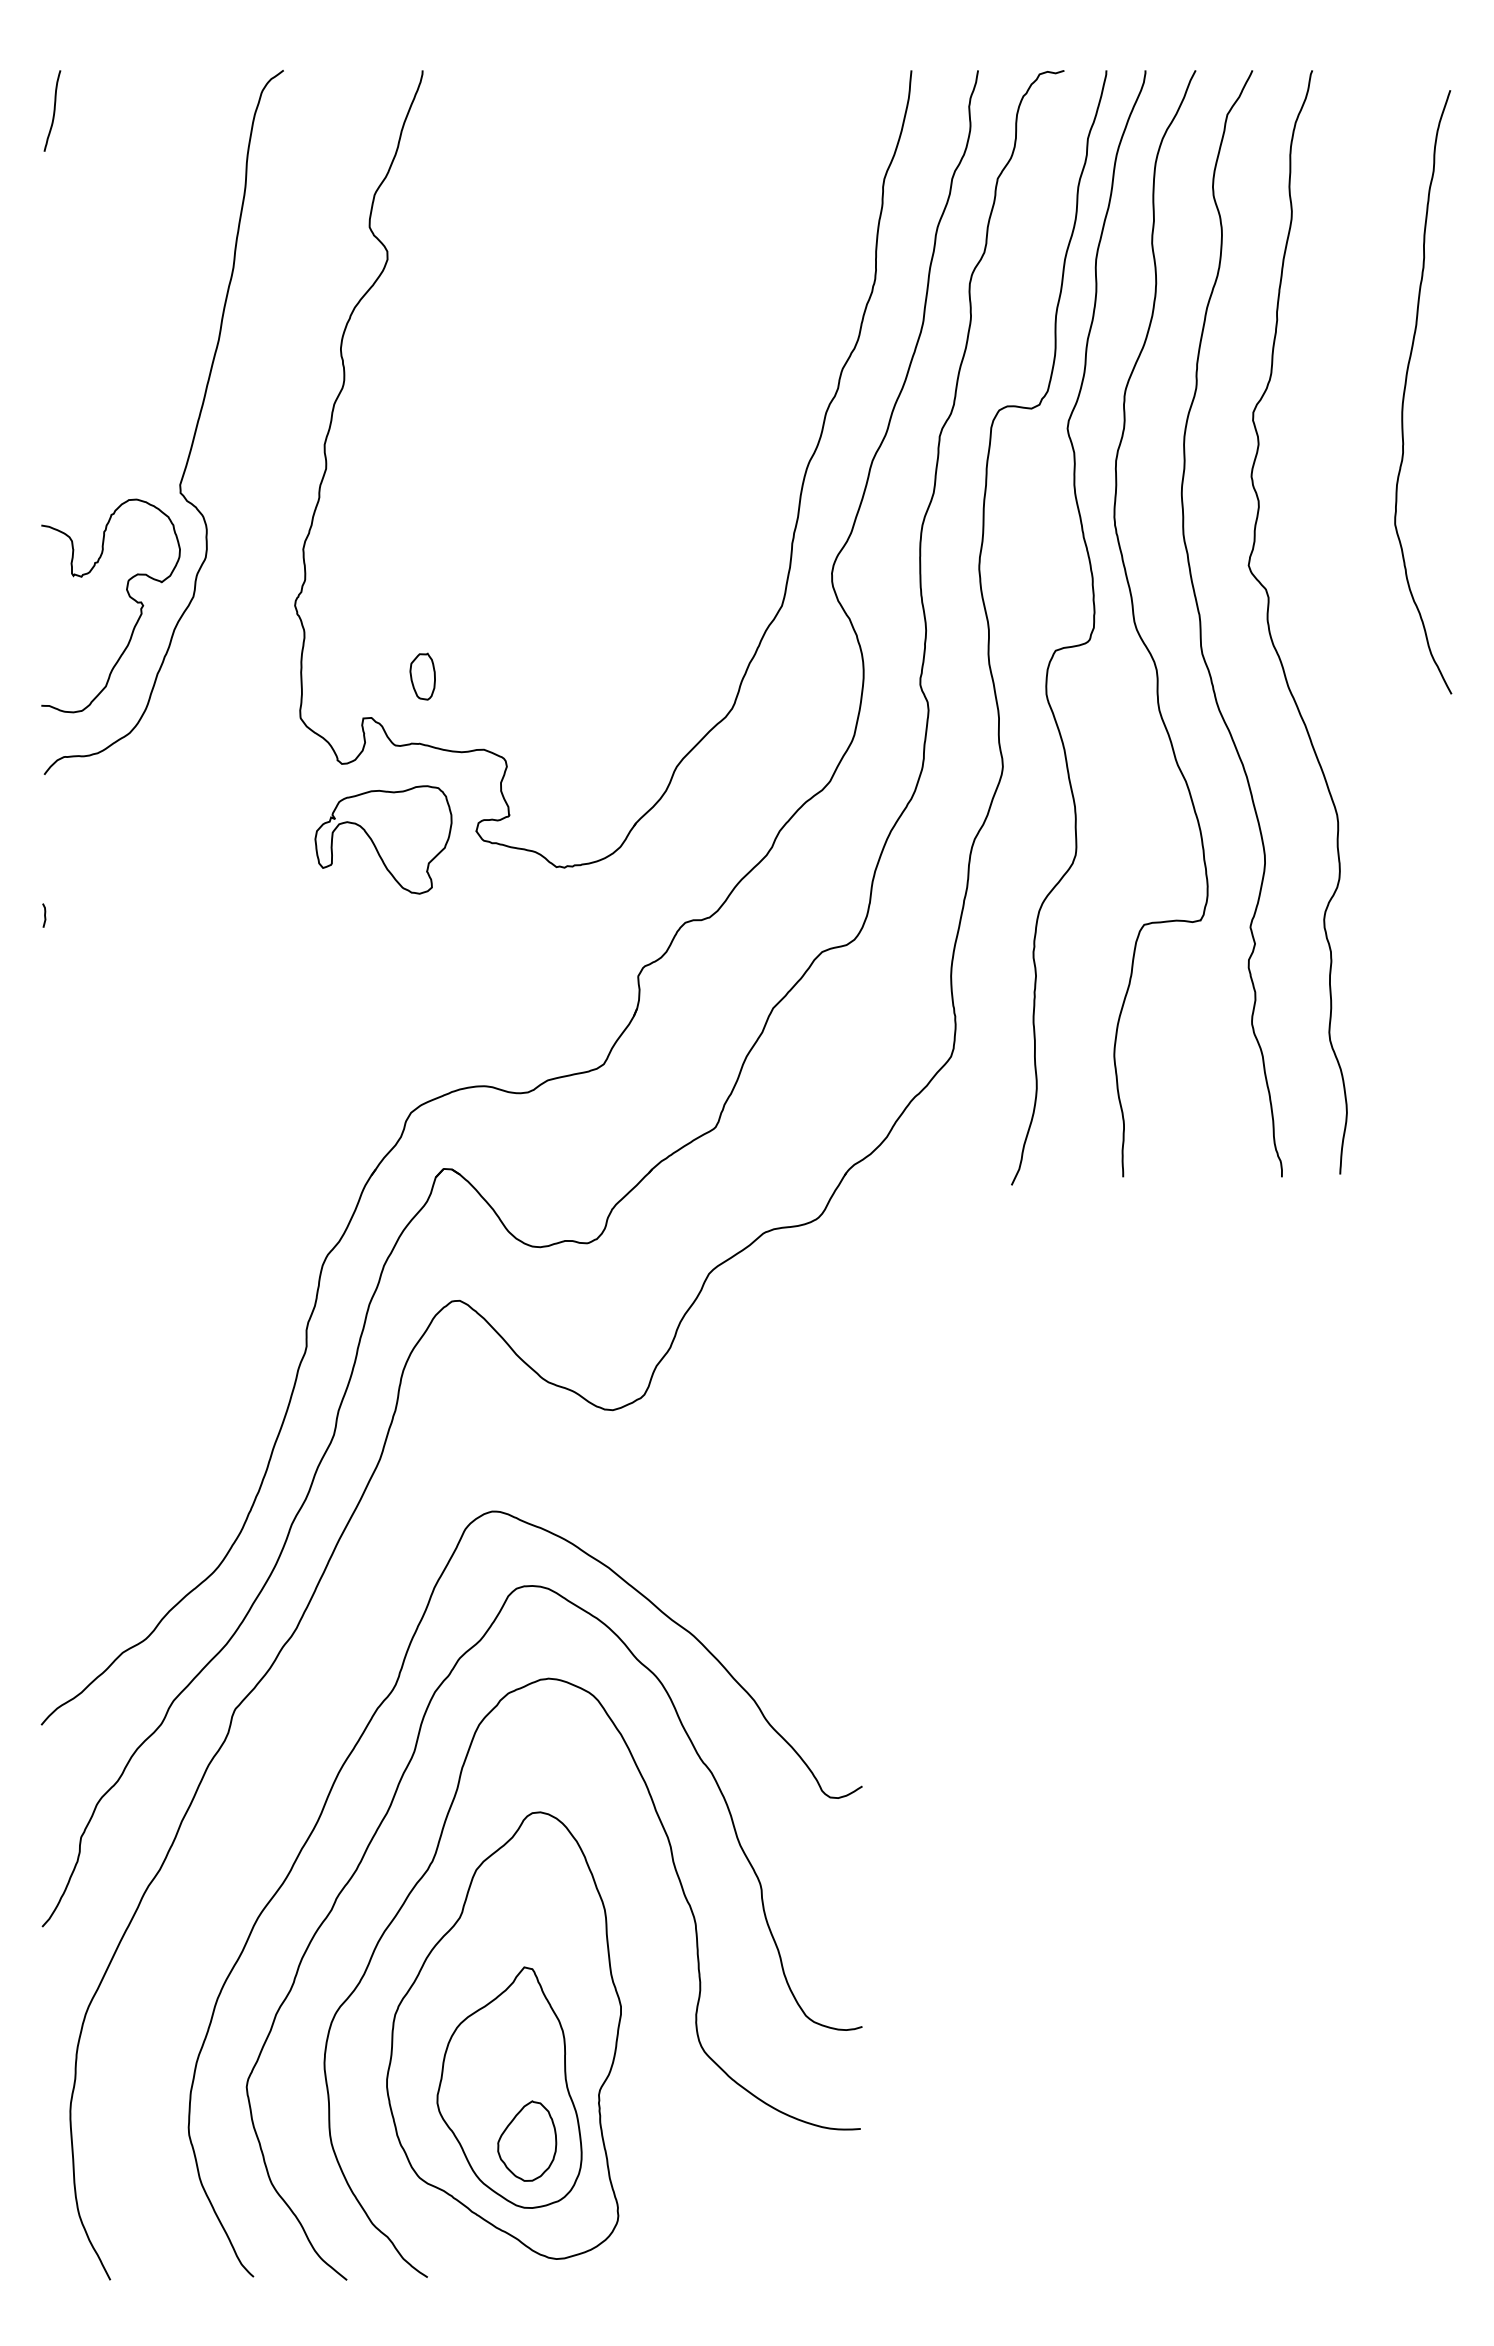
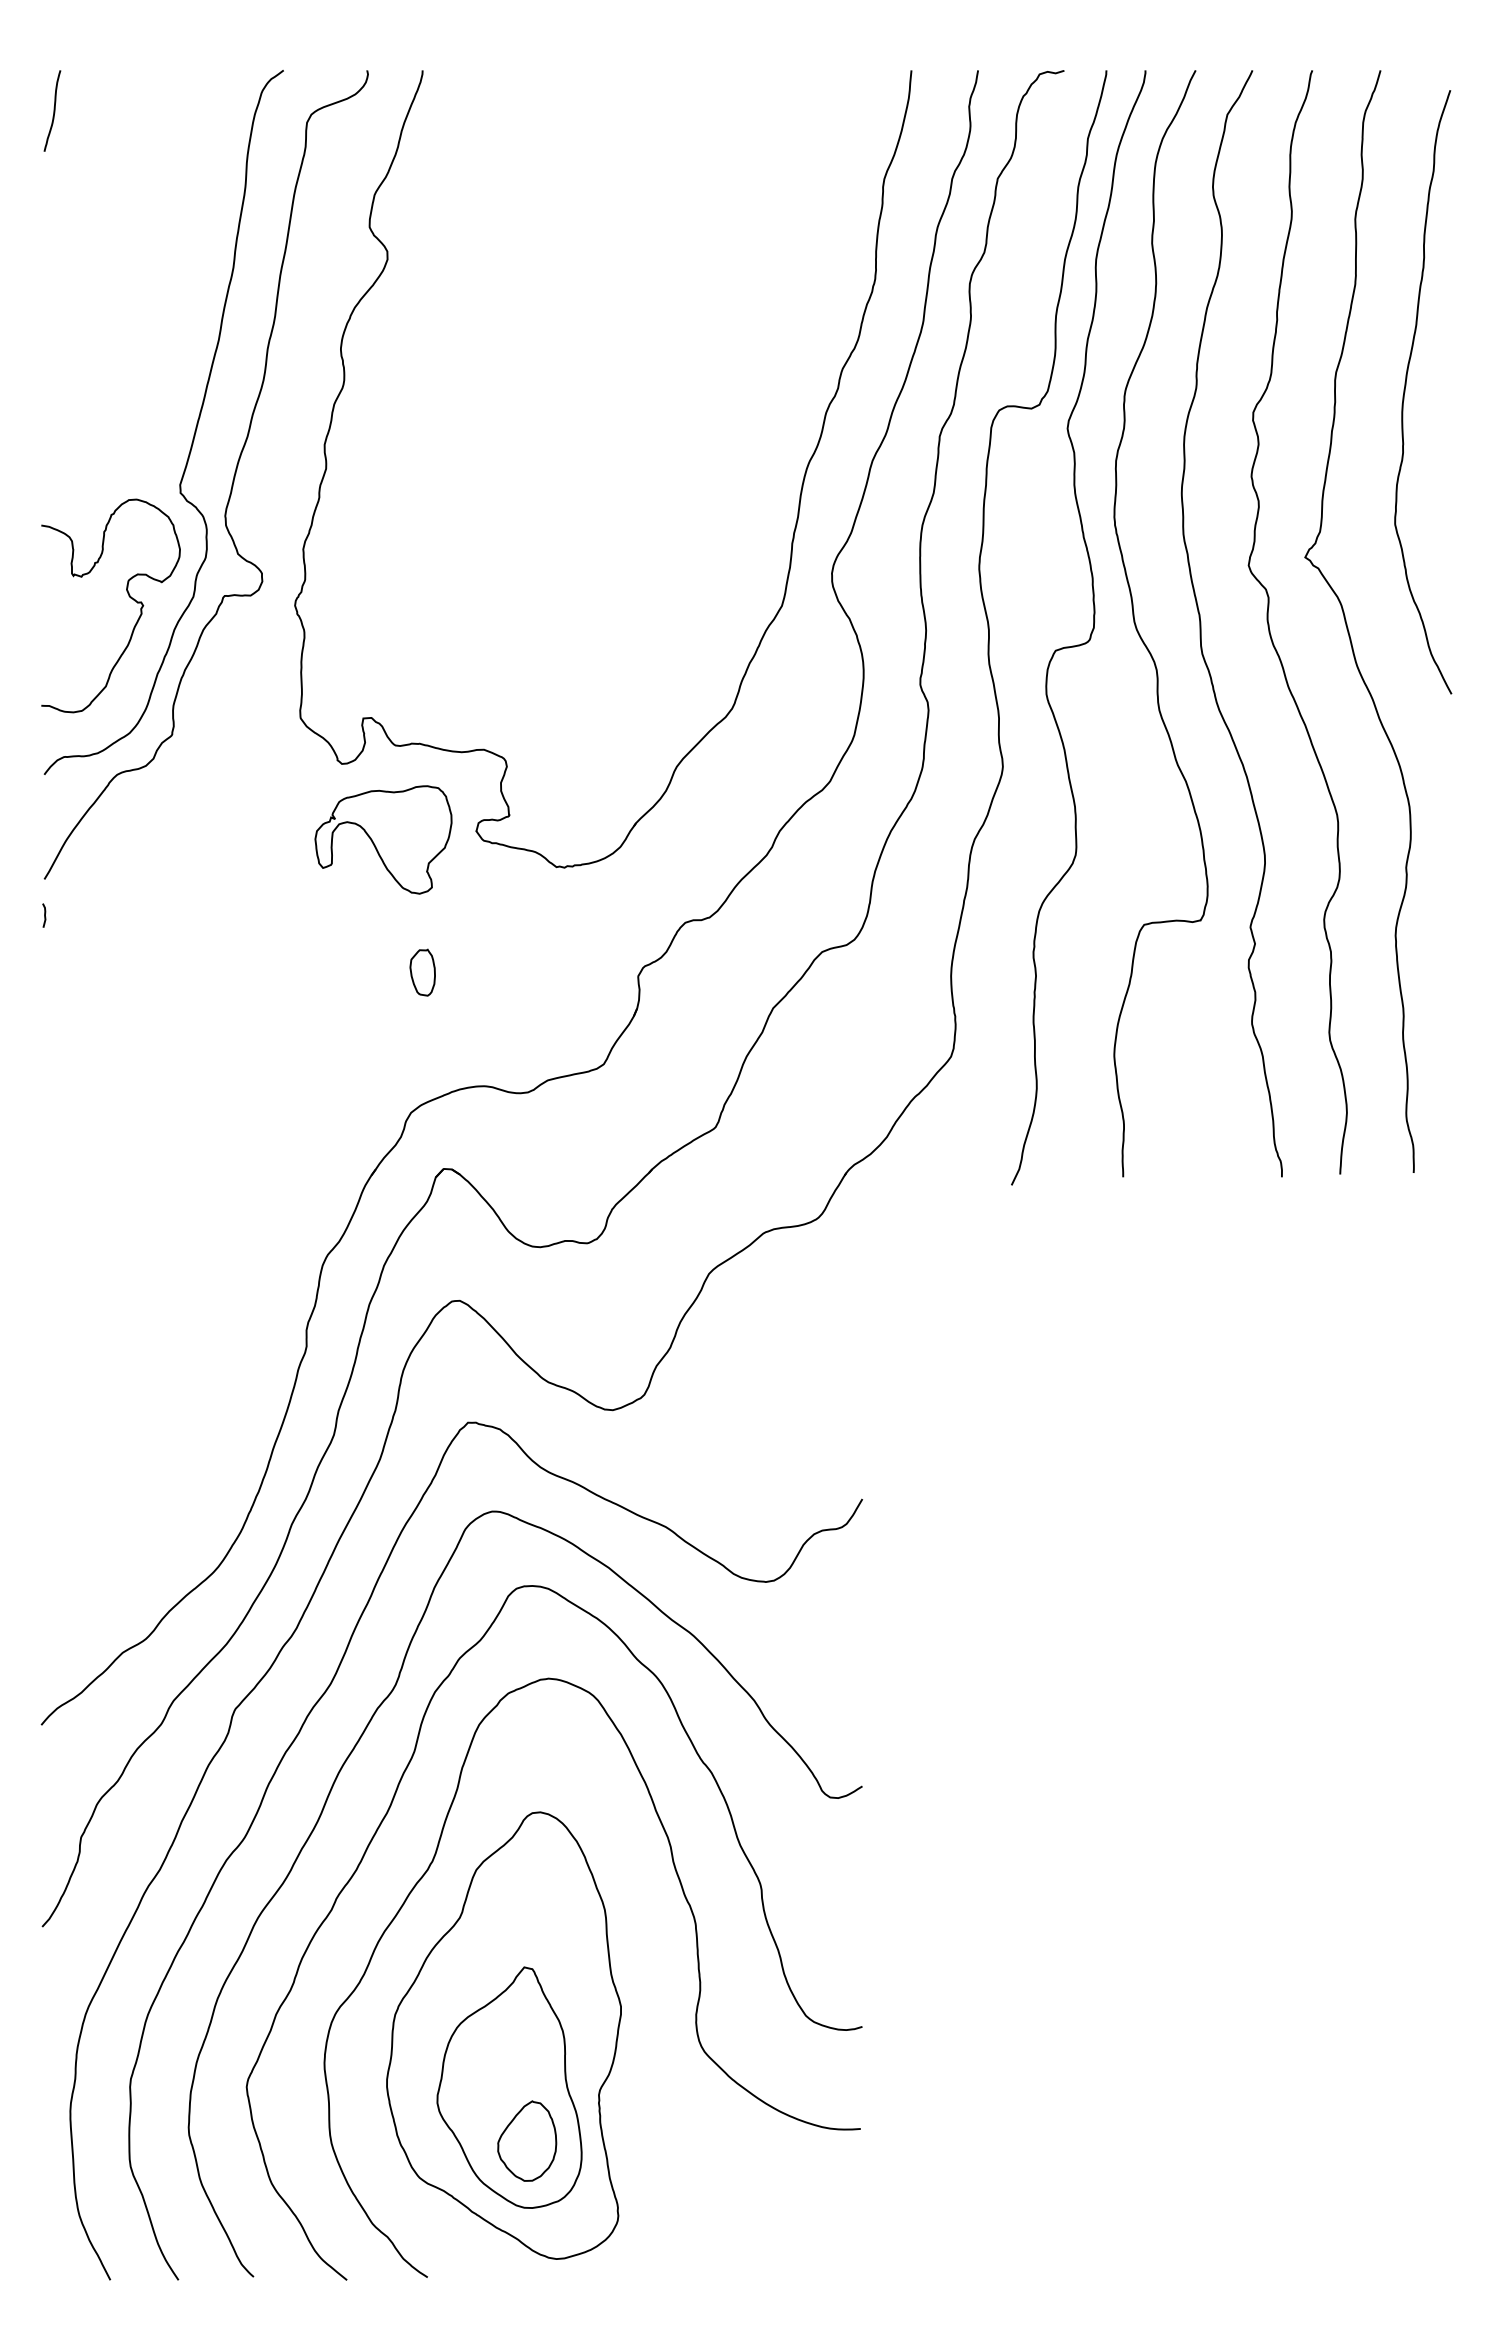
curve: none -> present (232, 480)
curve: none -> present (1347, 623)
part position: (422, 676) -> (422, 972) (422, 972)
curve: none -> present (300, 1732)
